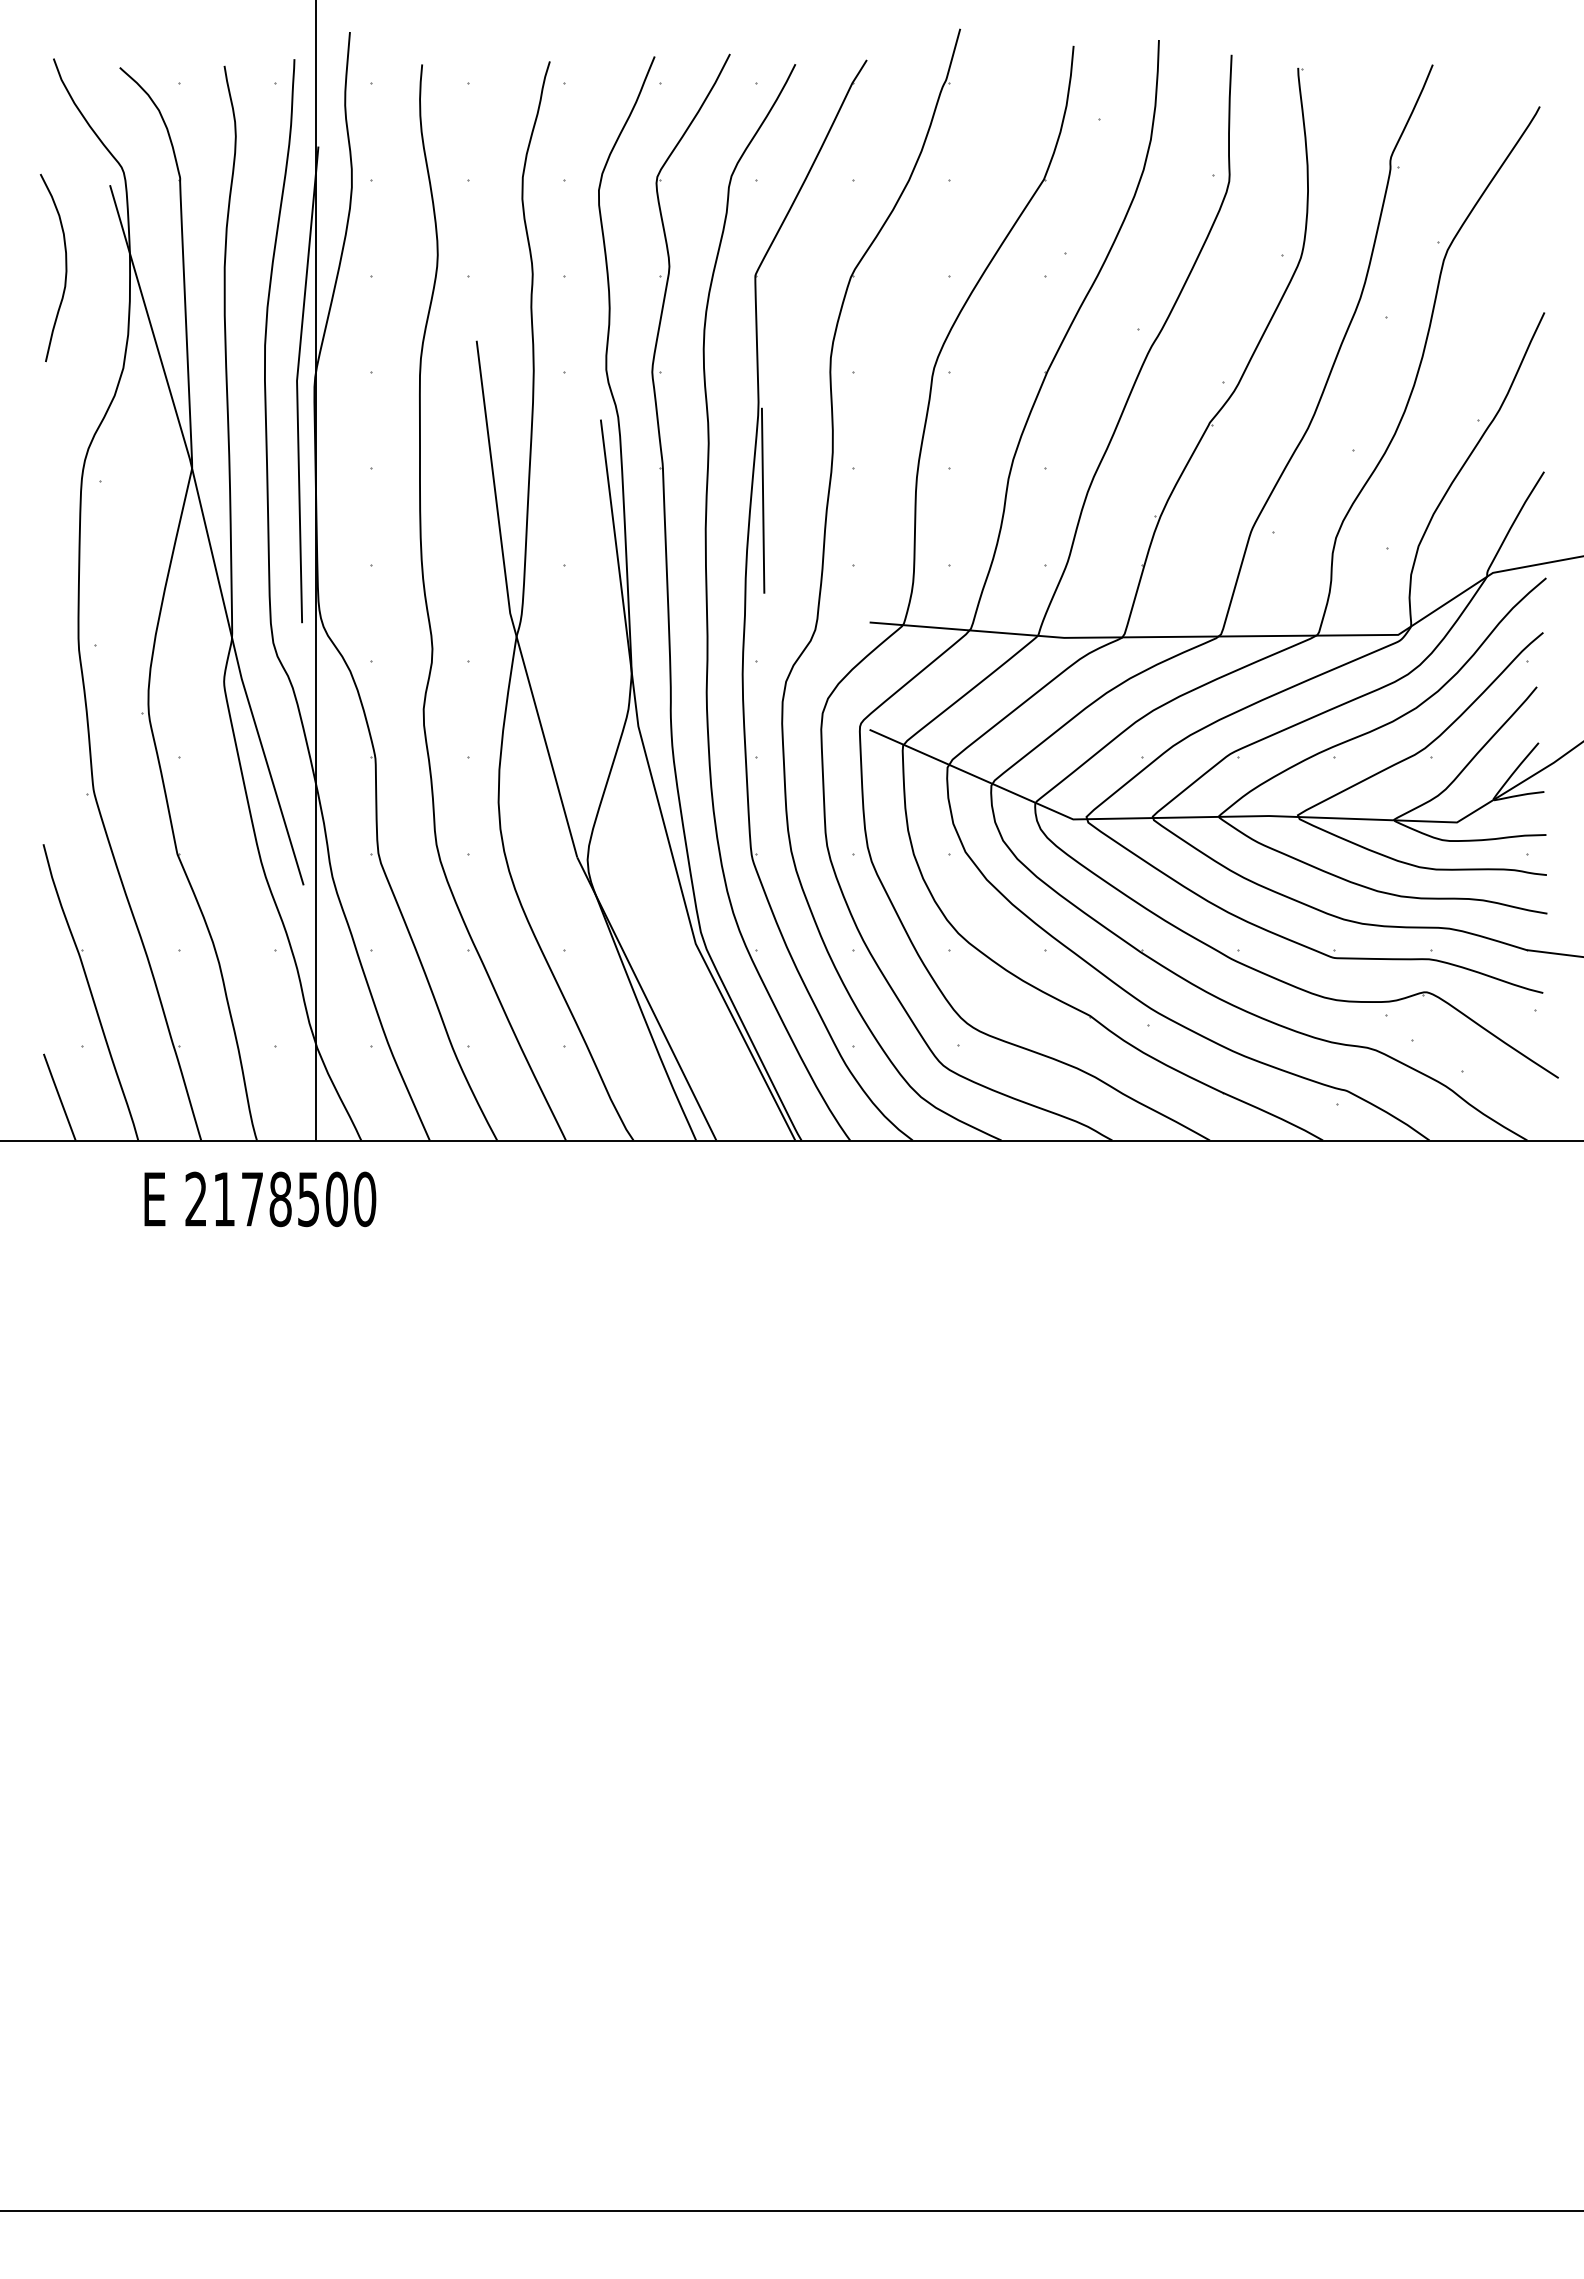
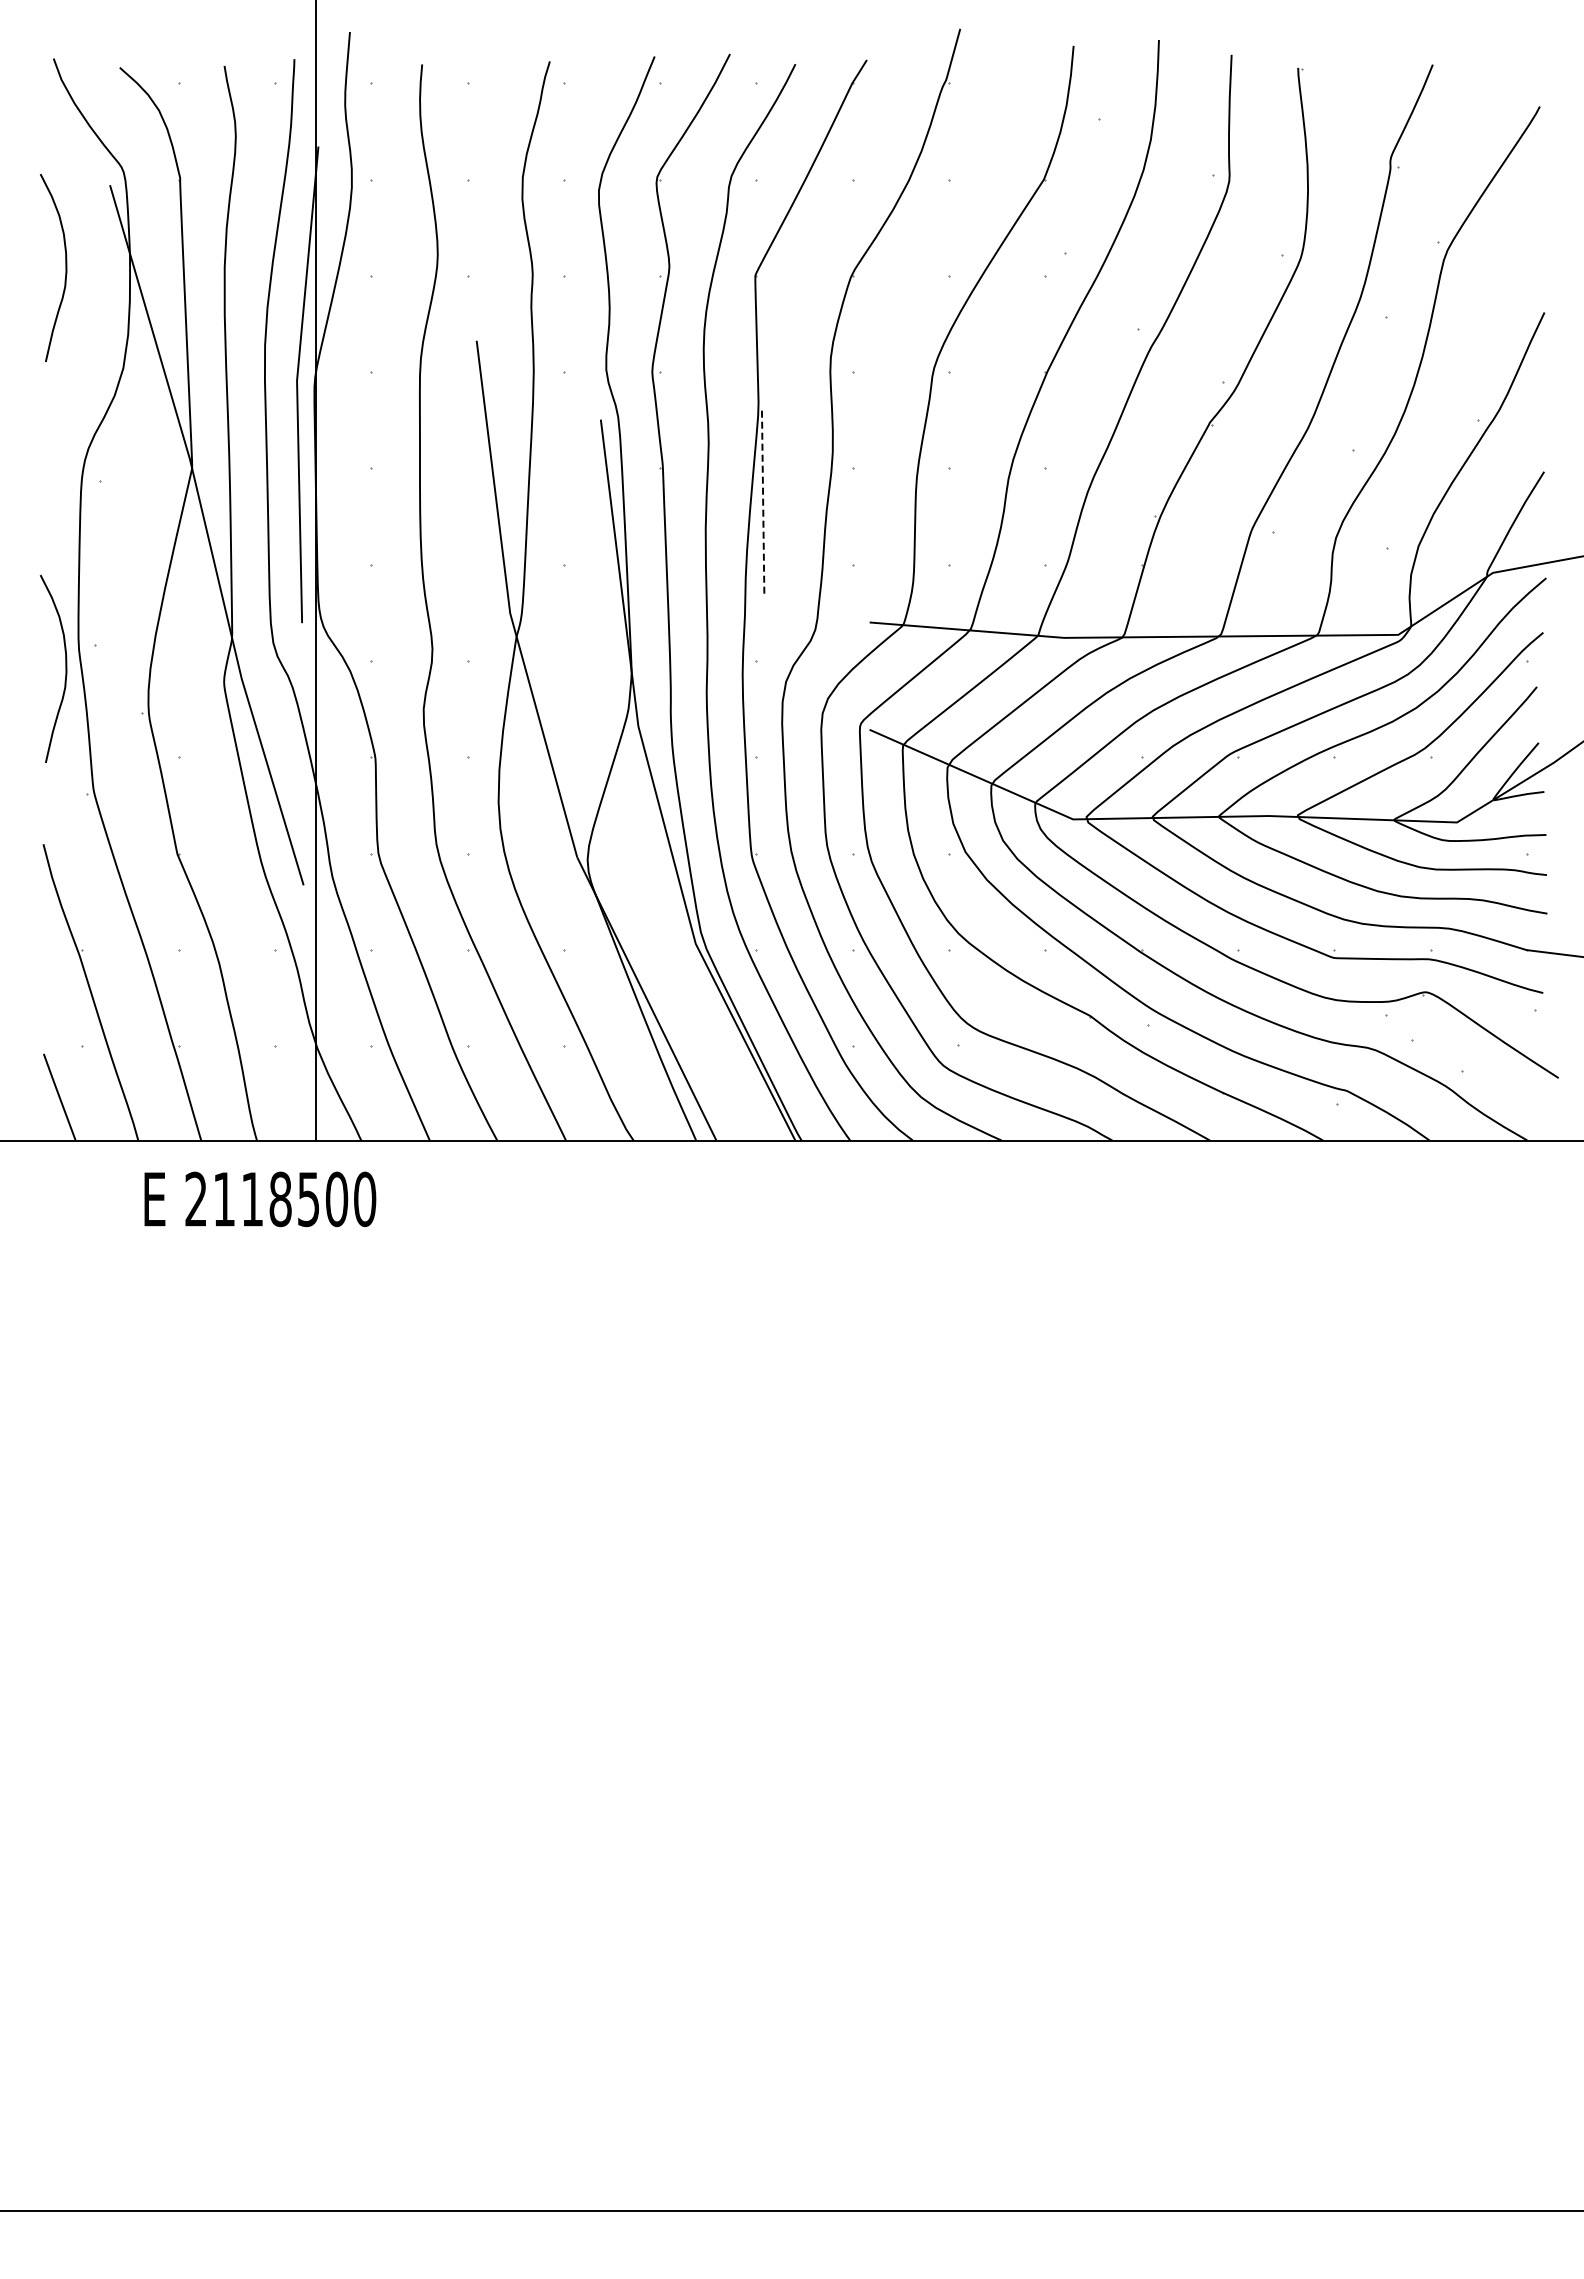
line: solid -> dashed (763, 500)
curve: none -> present (65, 668)
text: 2178500 -> 2118500 (252, 1199)
